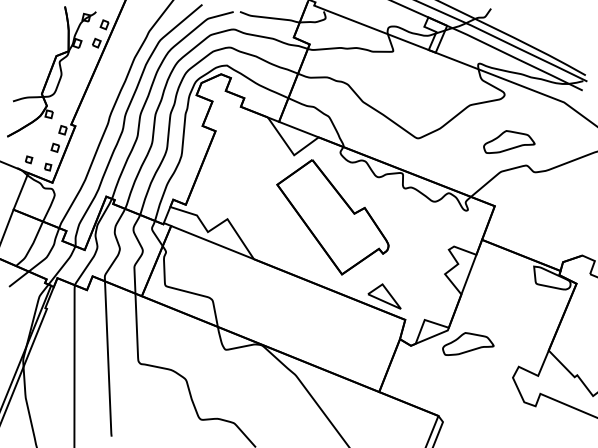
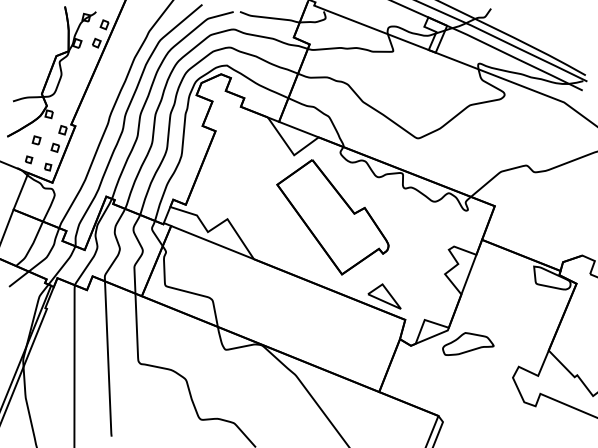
part: none -> present (36, 140)
part: present -> none (509, 141)
